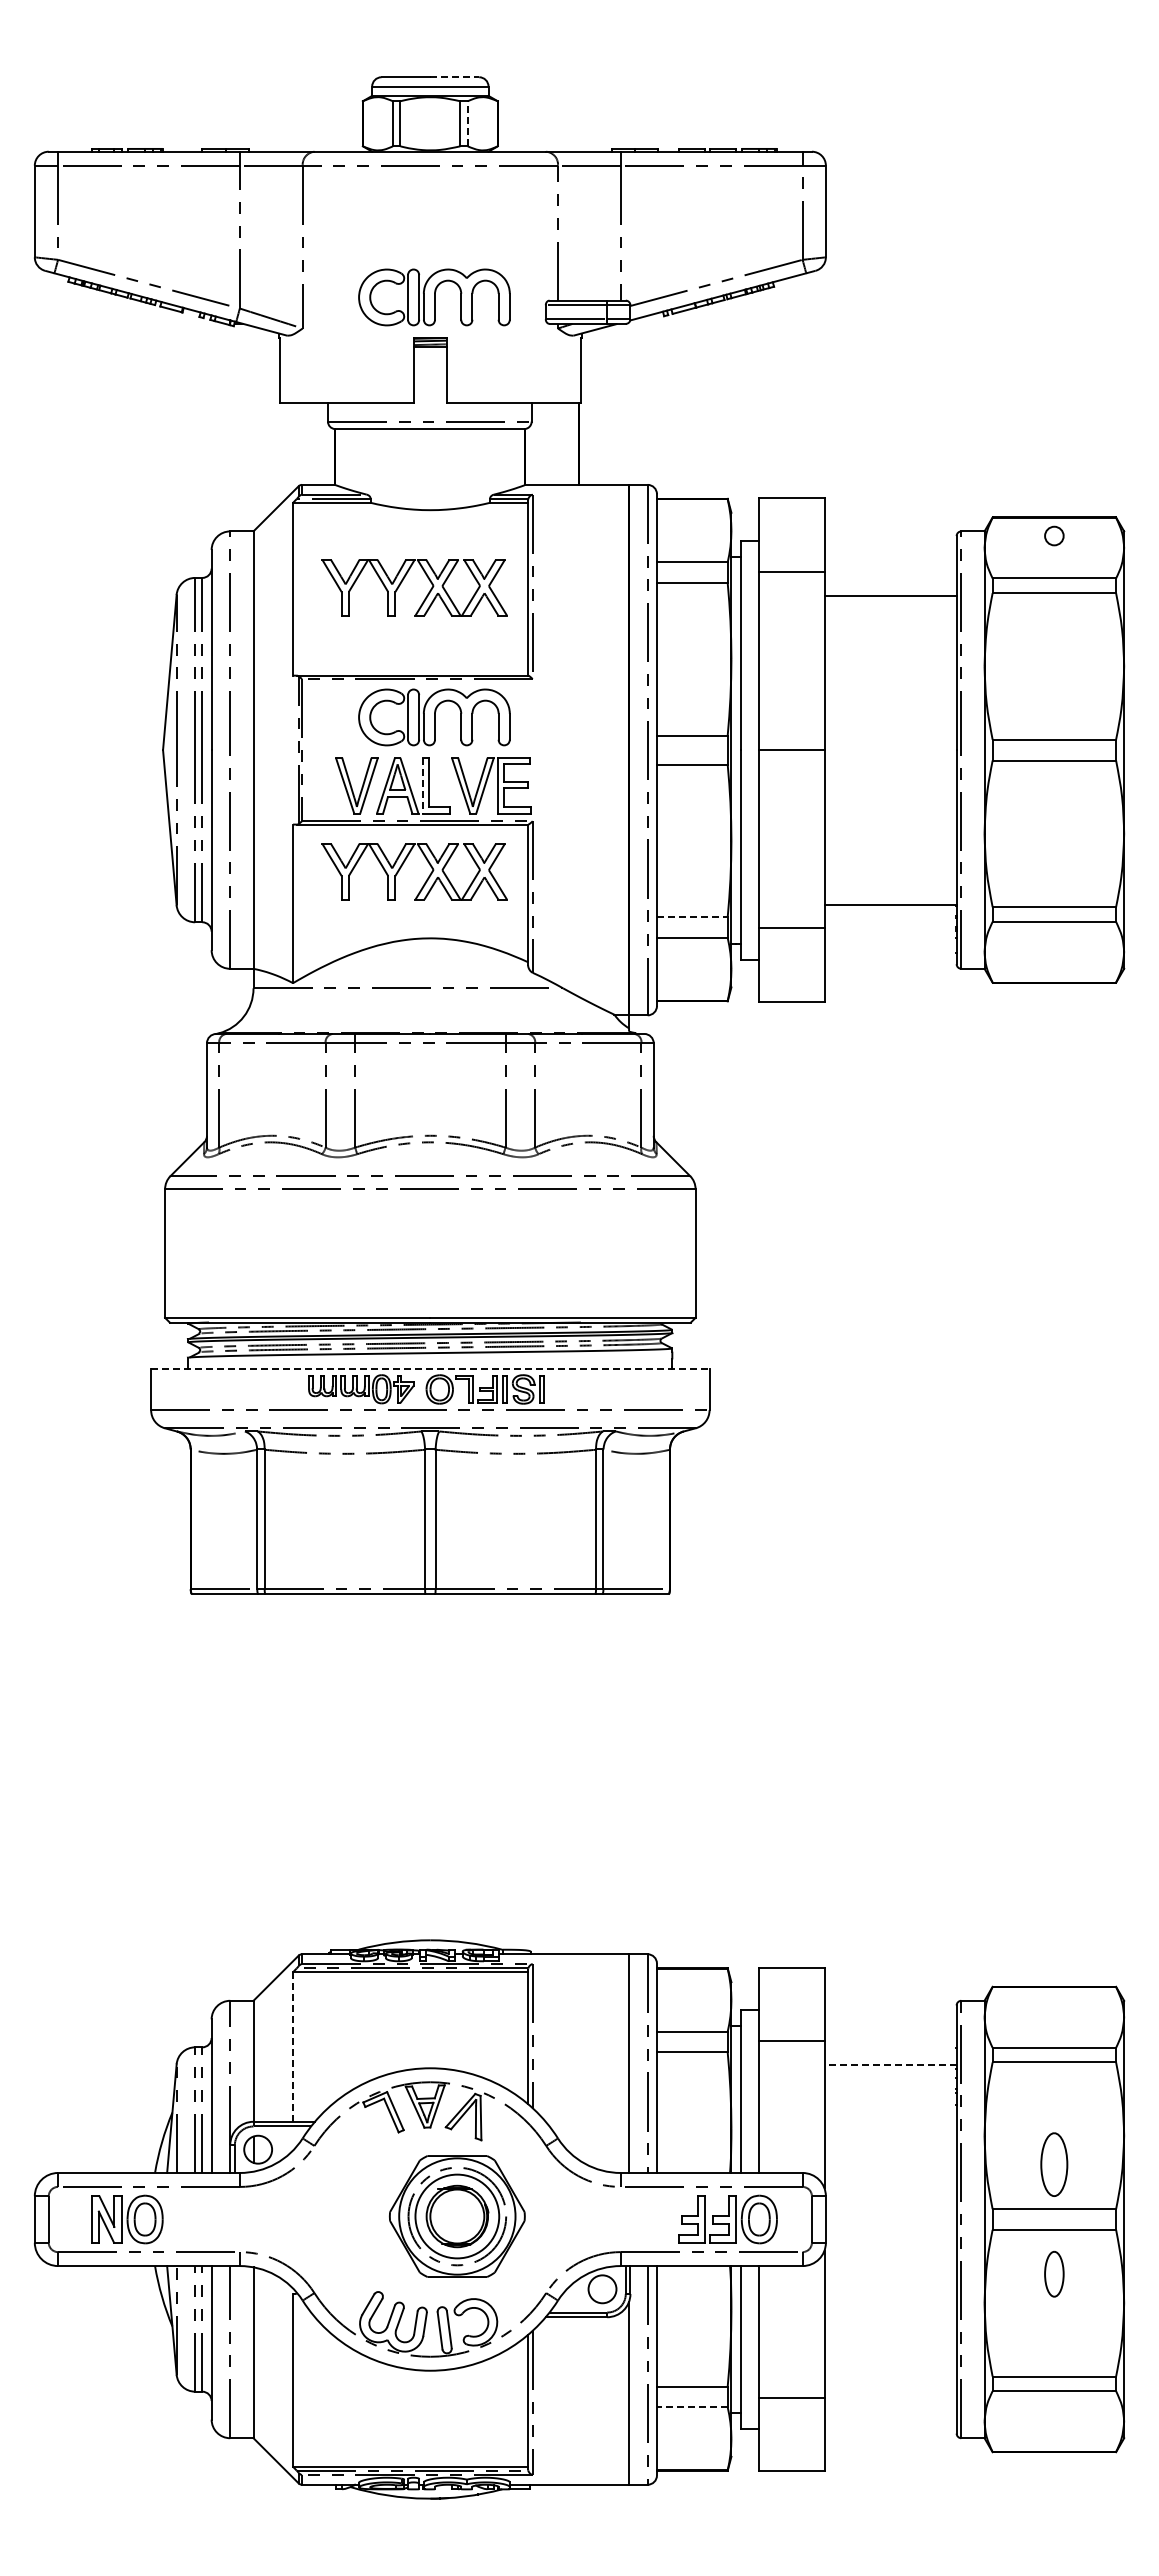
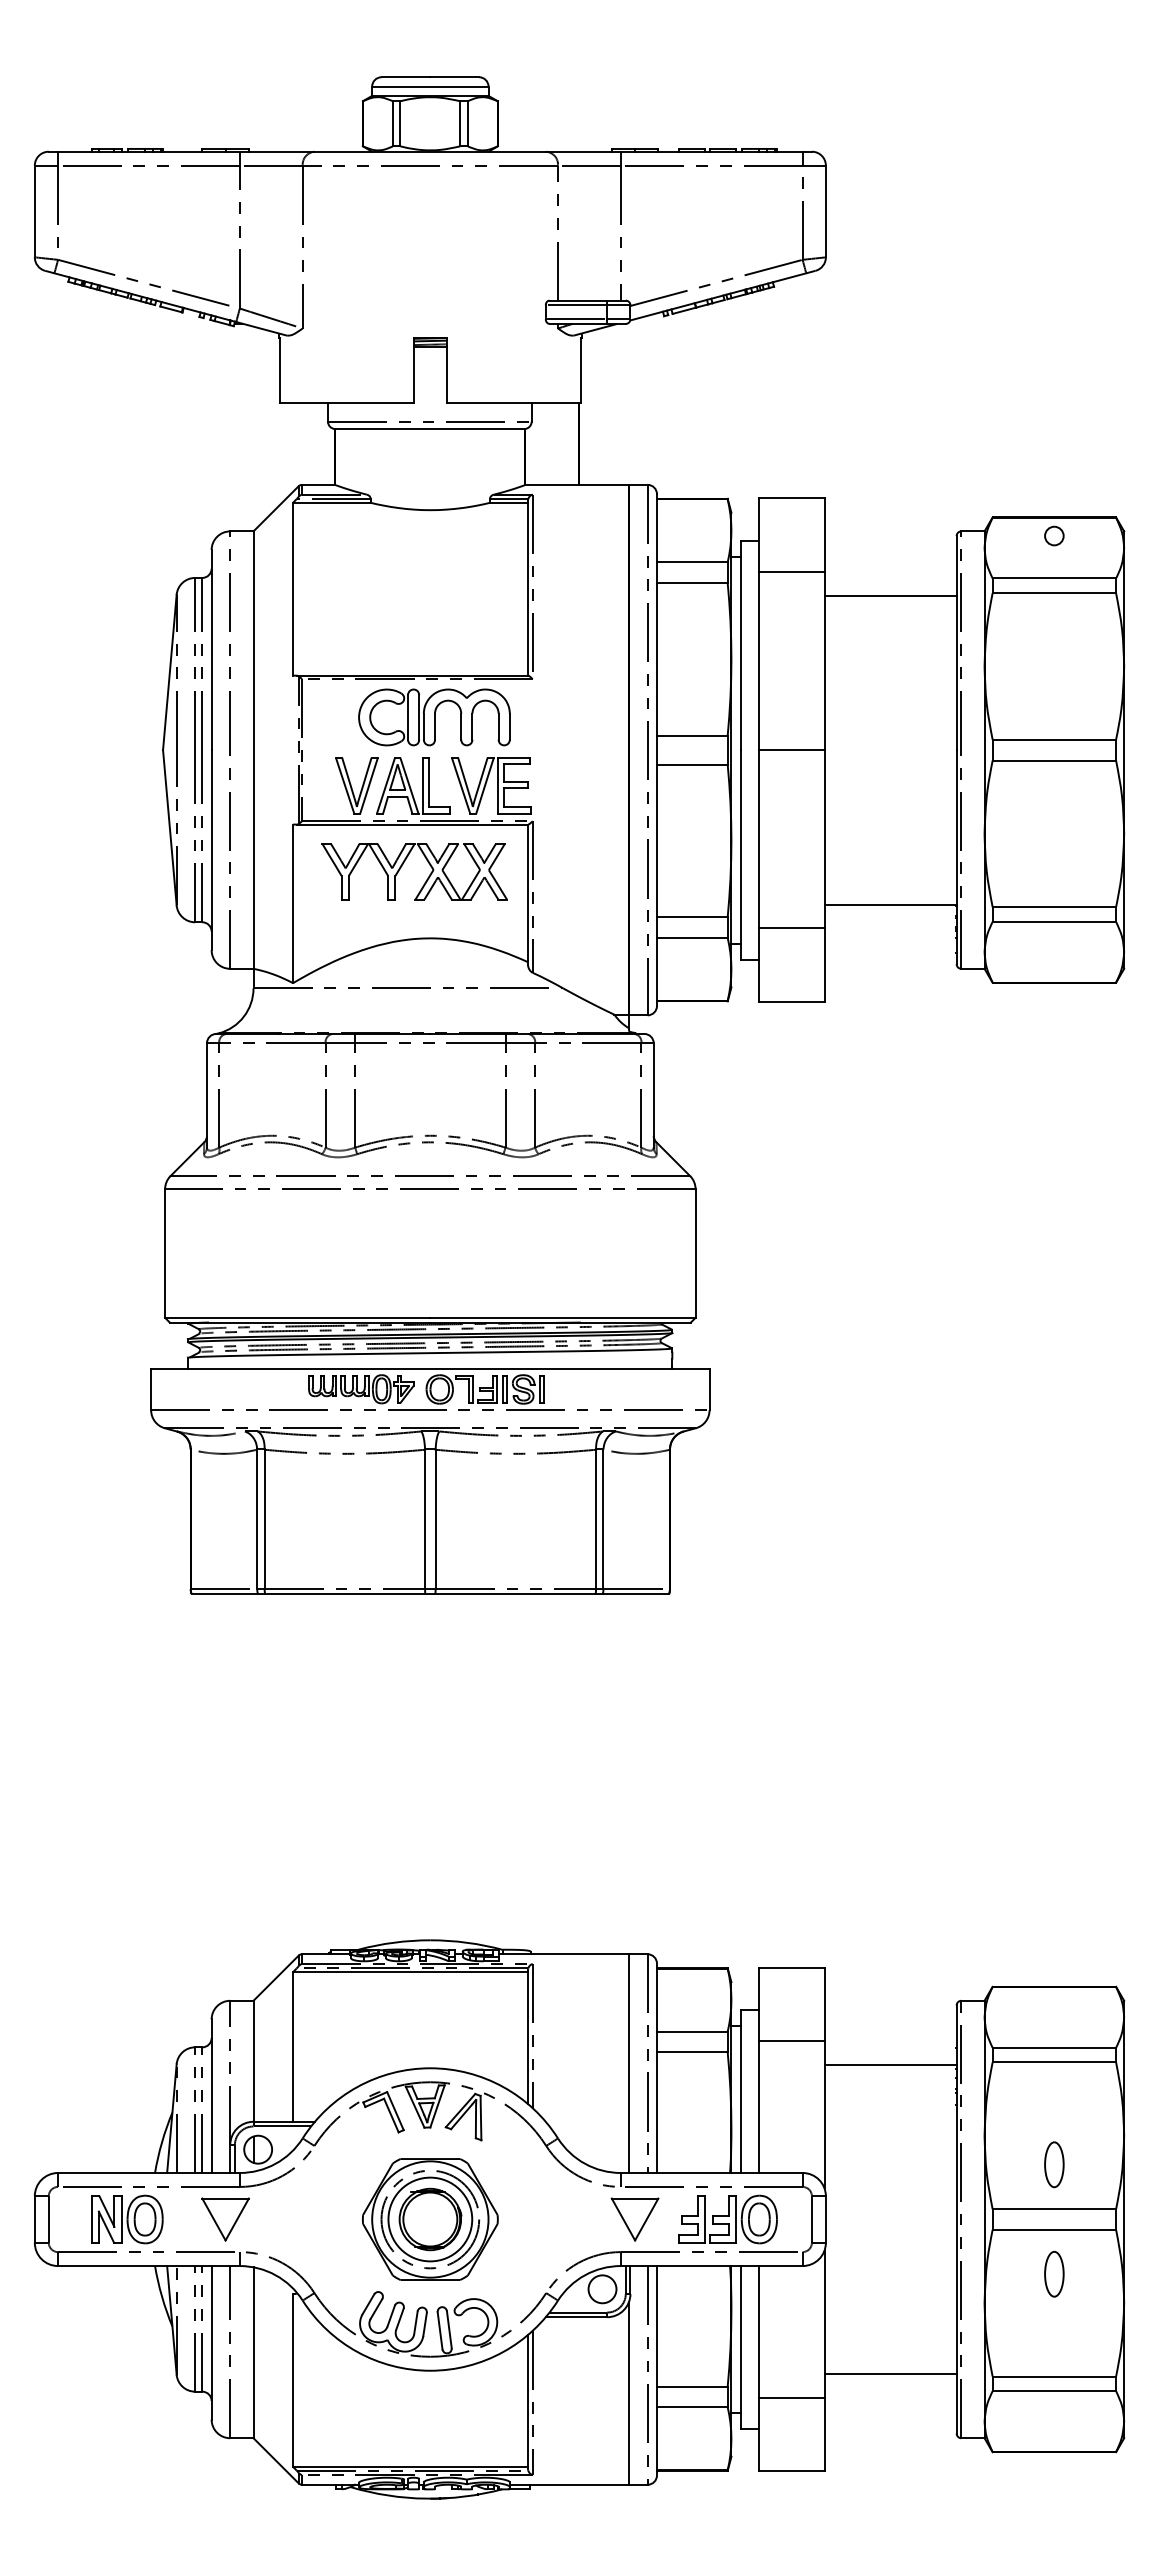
line: dashed -> solid (455, 77)
line: dashed -> solid (467, 123)
part: present -> none (434, 297)
part: present -> none (402, 582)
line: dashed -> solid (423, 785)
line: dashed -> solid (692, 917)
line: dashed -> solid (430, 1368)
line: dashed -> solid (293, 2047)
line: dashed -> solid (890, 2065)
part size: 29x65 px -> 21x48 px (1054, 2164)
part position: (457, 2216) -> (430, 2219) (430, 2219)
part: none -> present (225, 2219)
part: none -> present (634, 2219)
line: none -> present (890, 2374)
line: dashed -> solid (691, 2407)
